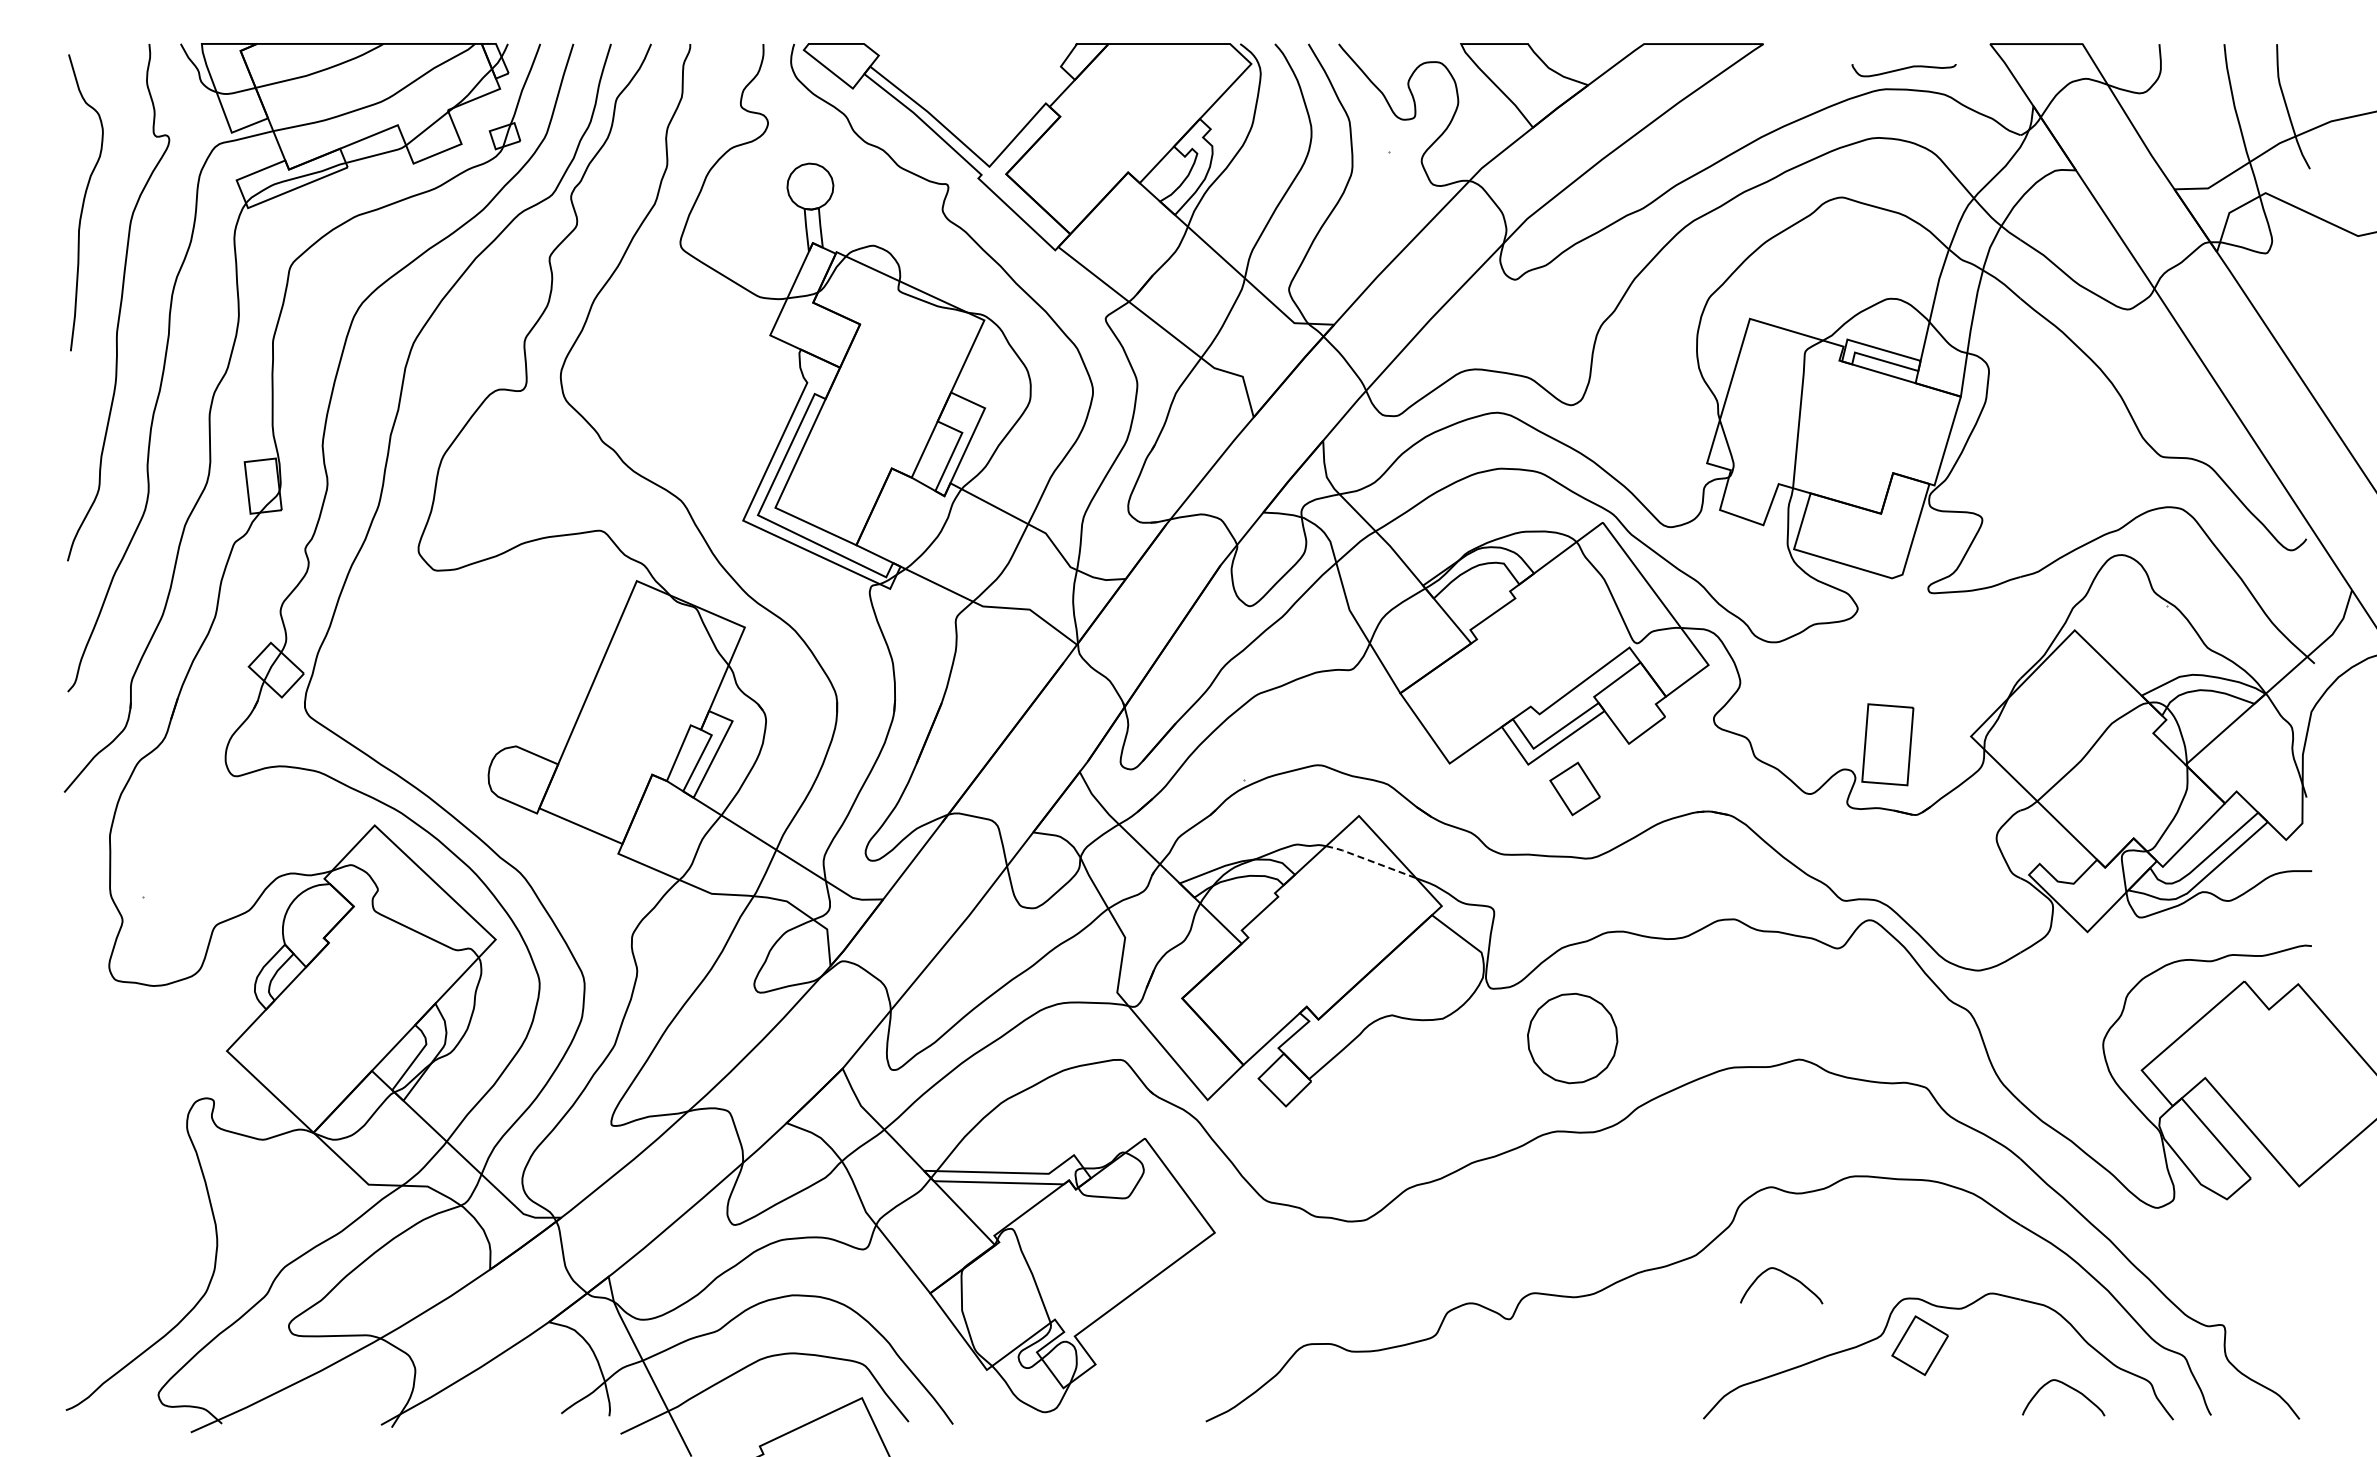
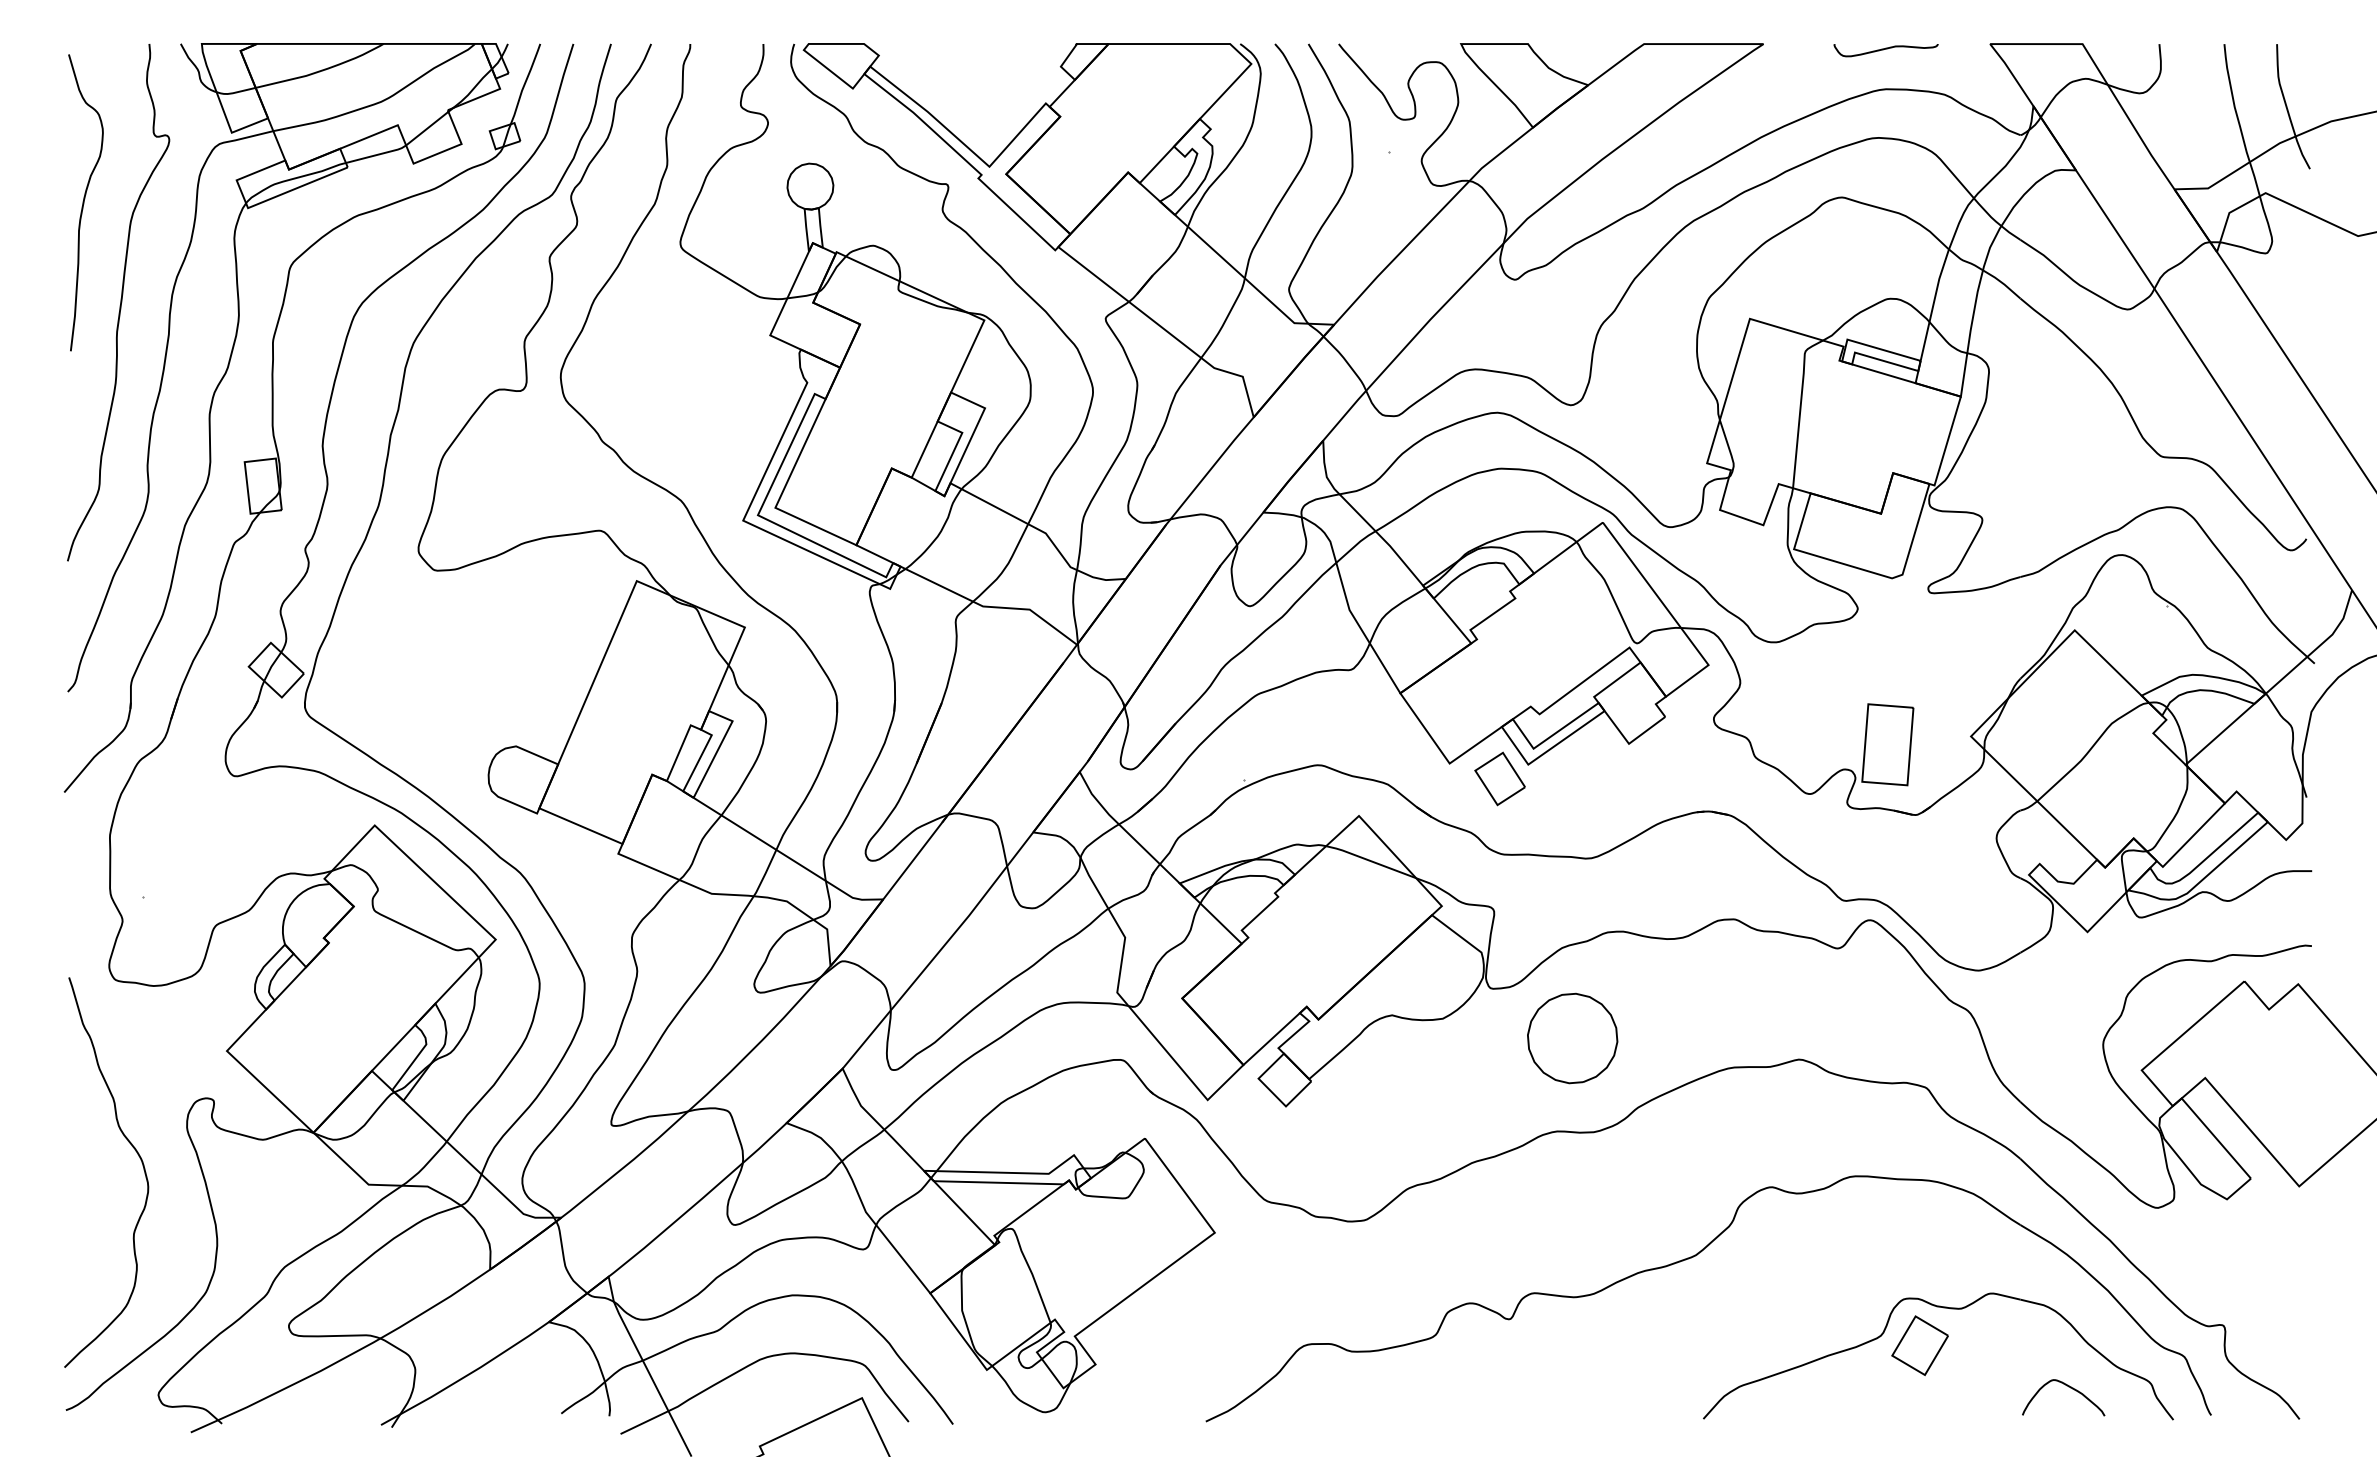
curve position: (1903, 69) -> (1885, 49) (1885, 49)
part position: (1574, 788) -> (1499, 778) (1499, 778)
line: dashed -> solid (1370, 861)
curve: none -> present (138, 1156)
curve: present -> none (1786, 1275)
